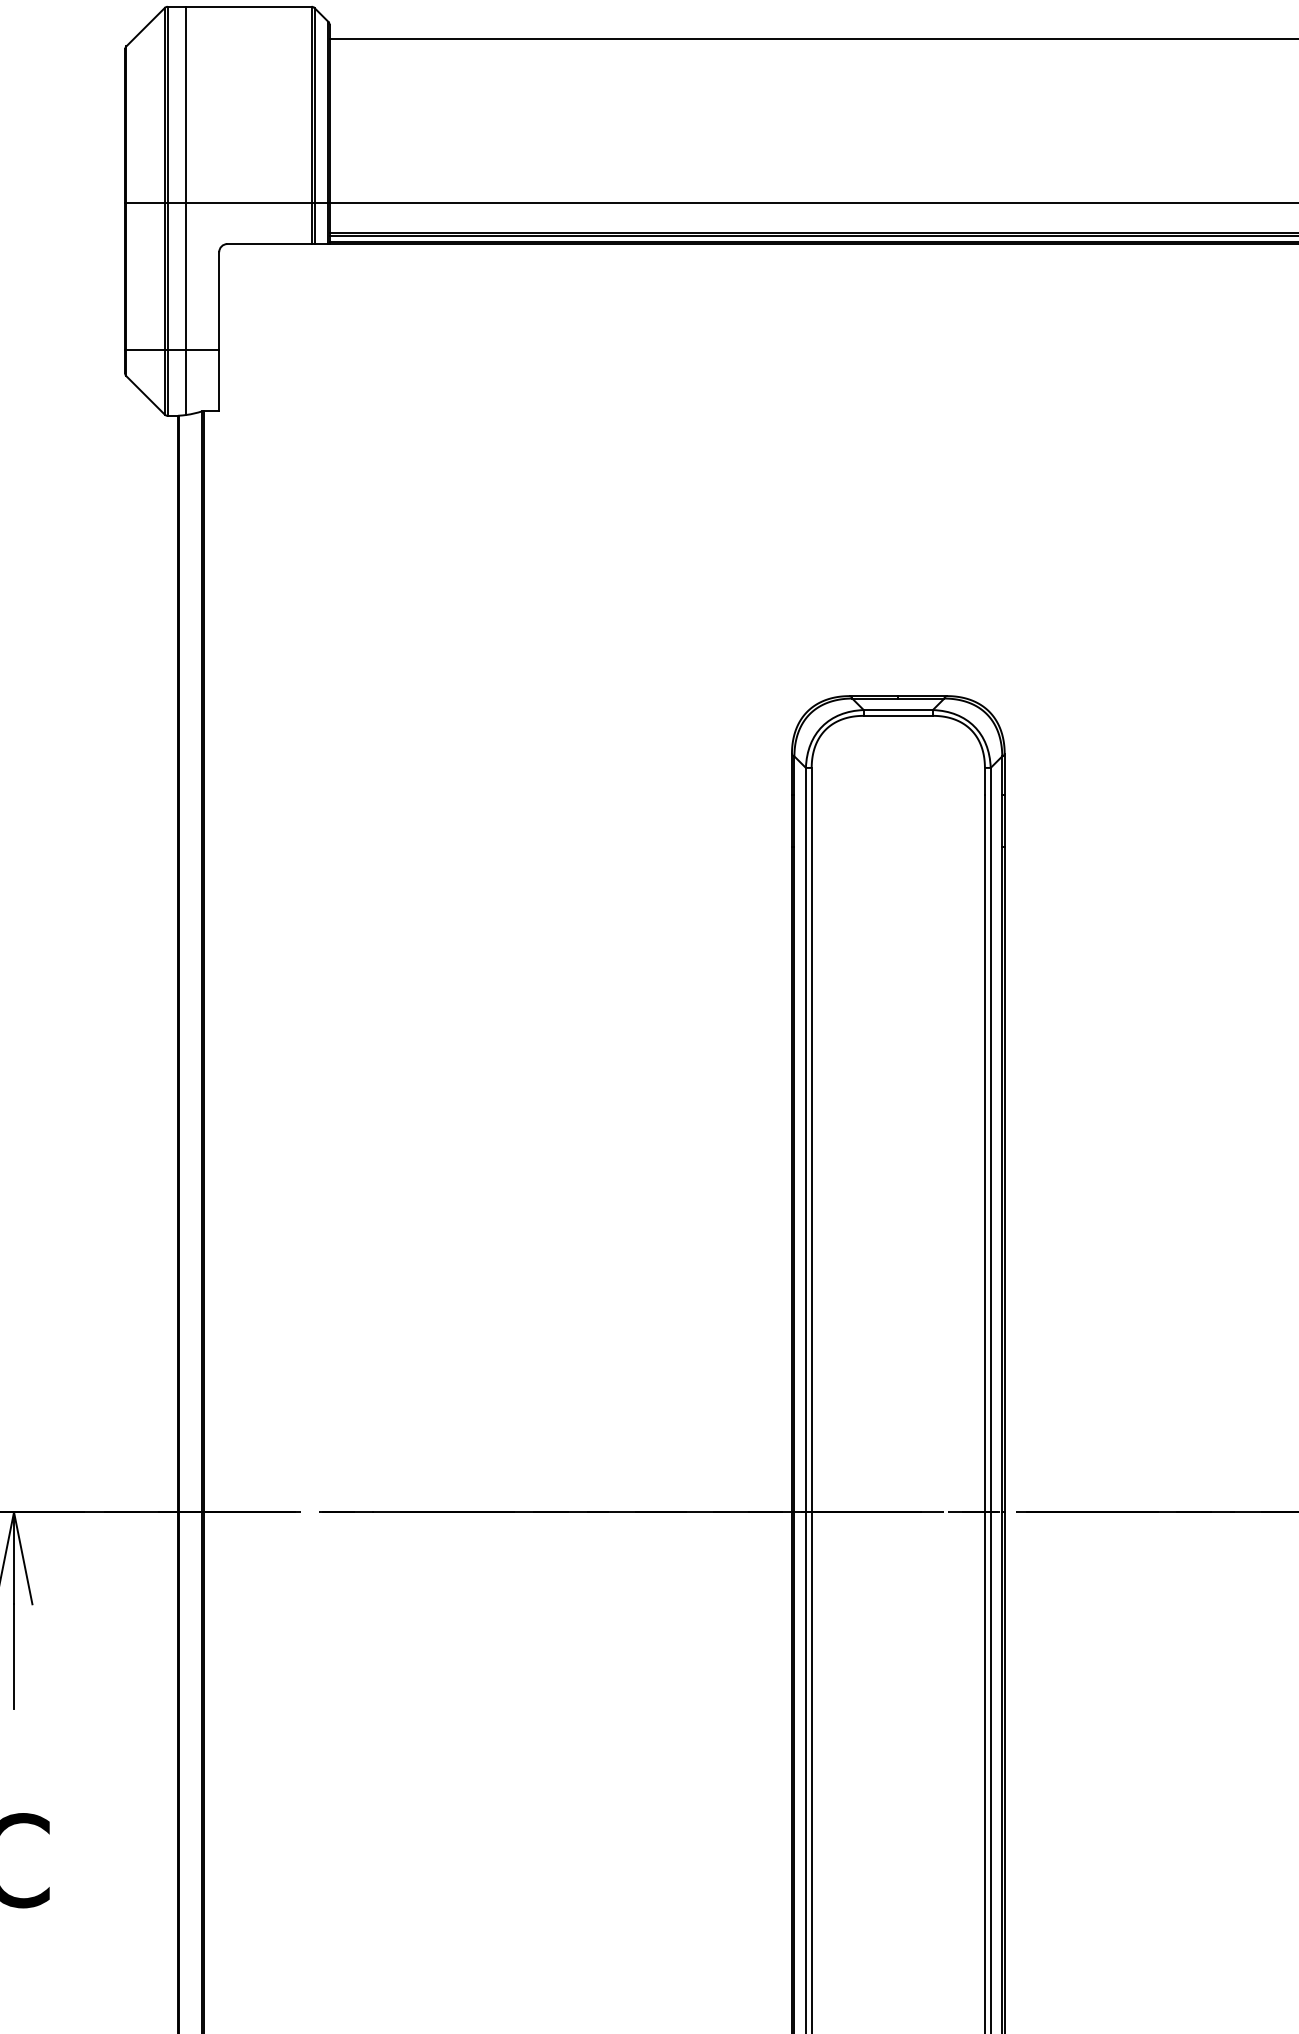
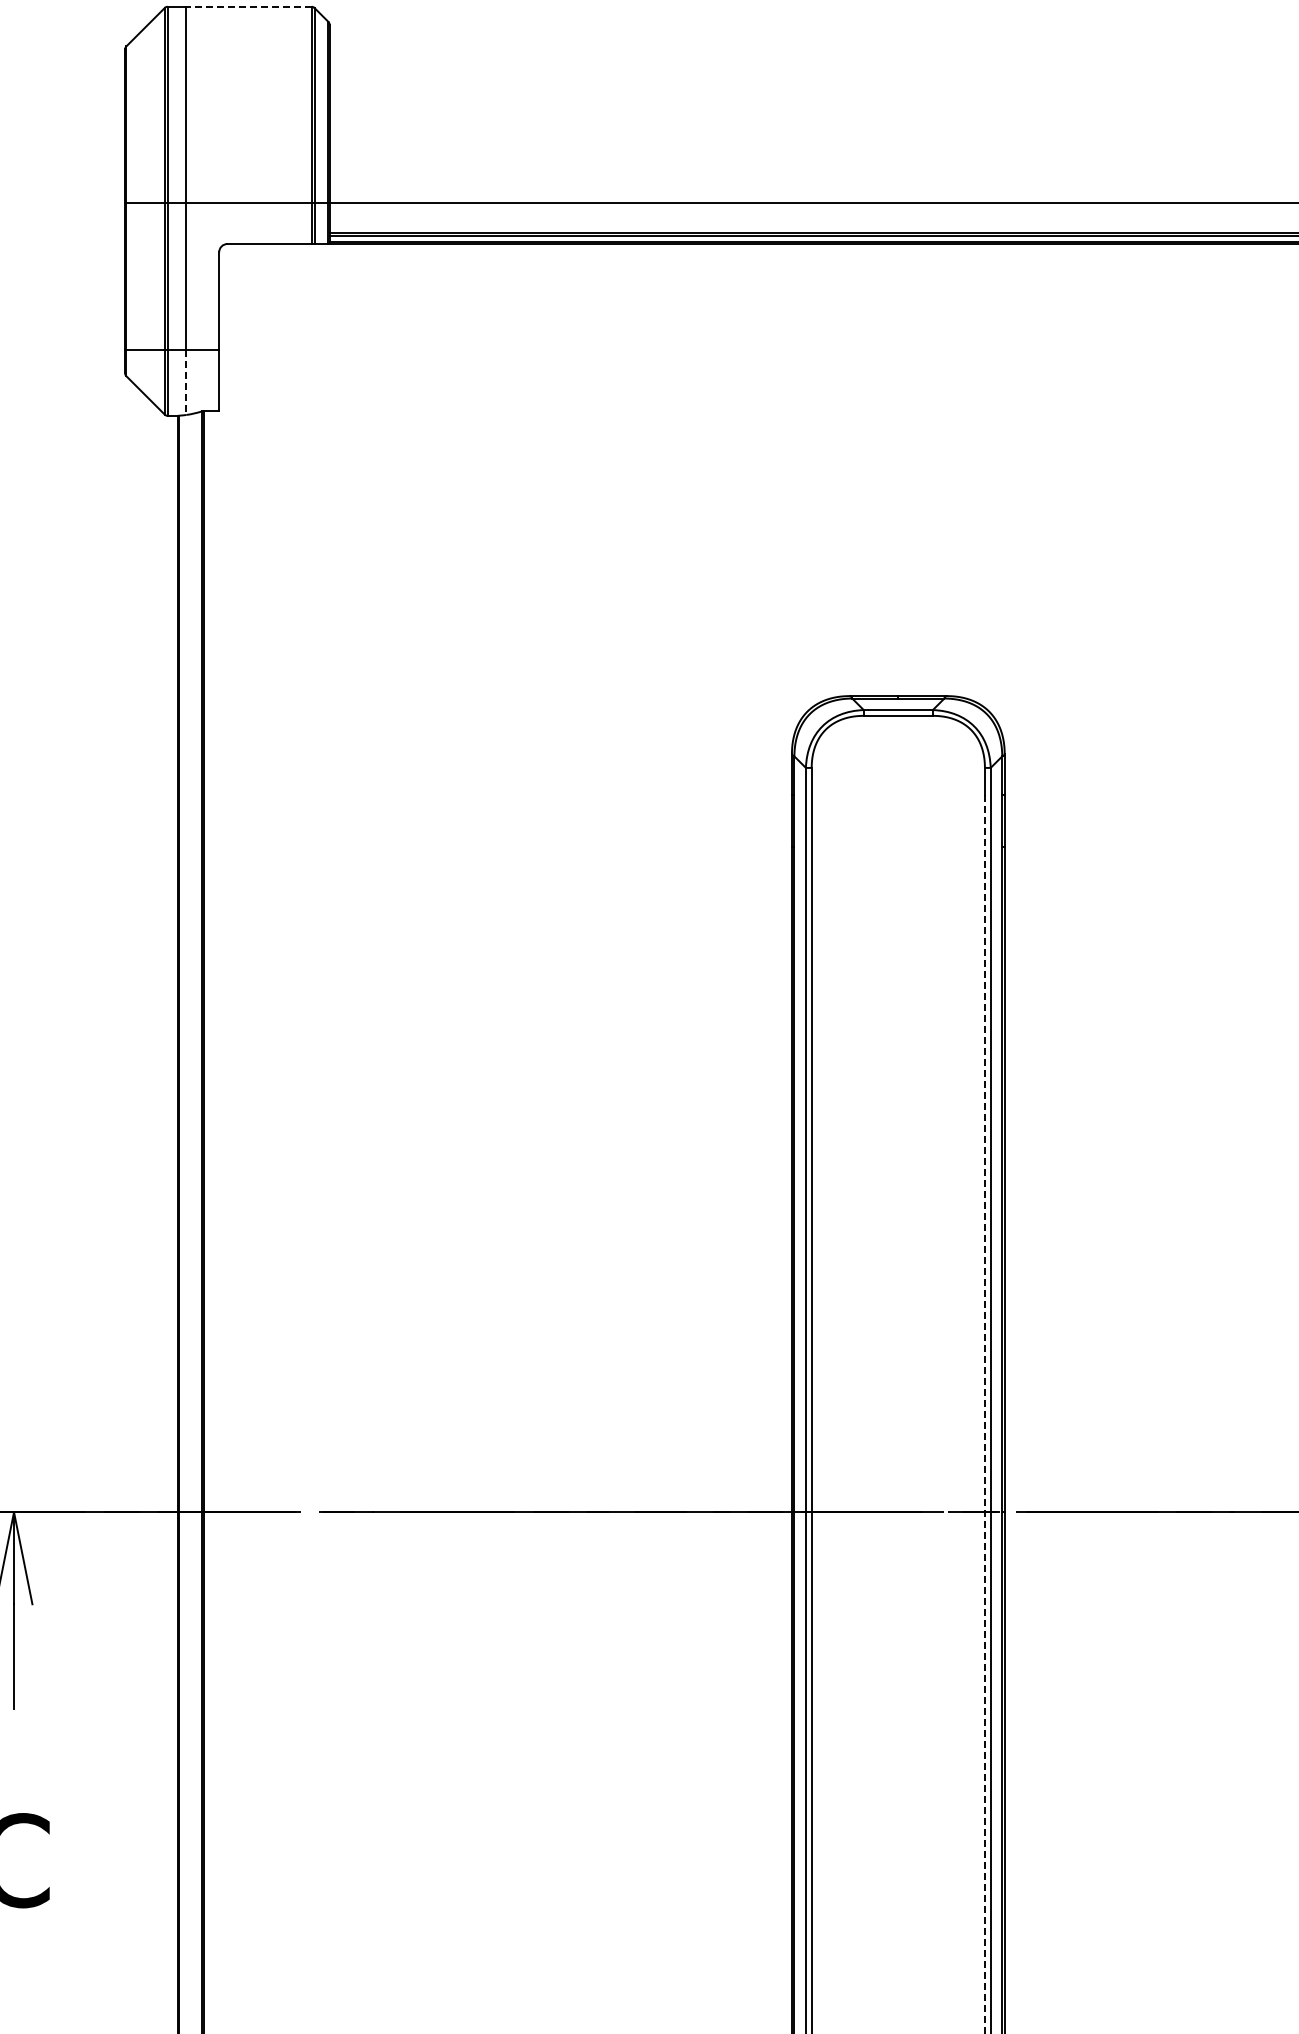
line: solid -> dashed (249, 6)
line: present -> none (812, 39)
line: solid -> dashed (186, 383)
line: solid -> dashed (984, 1414)
